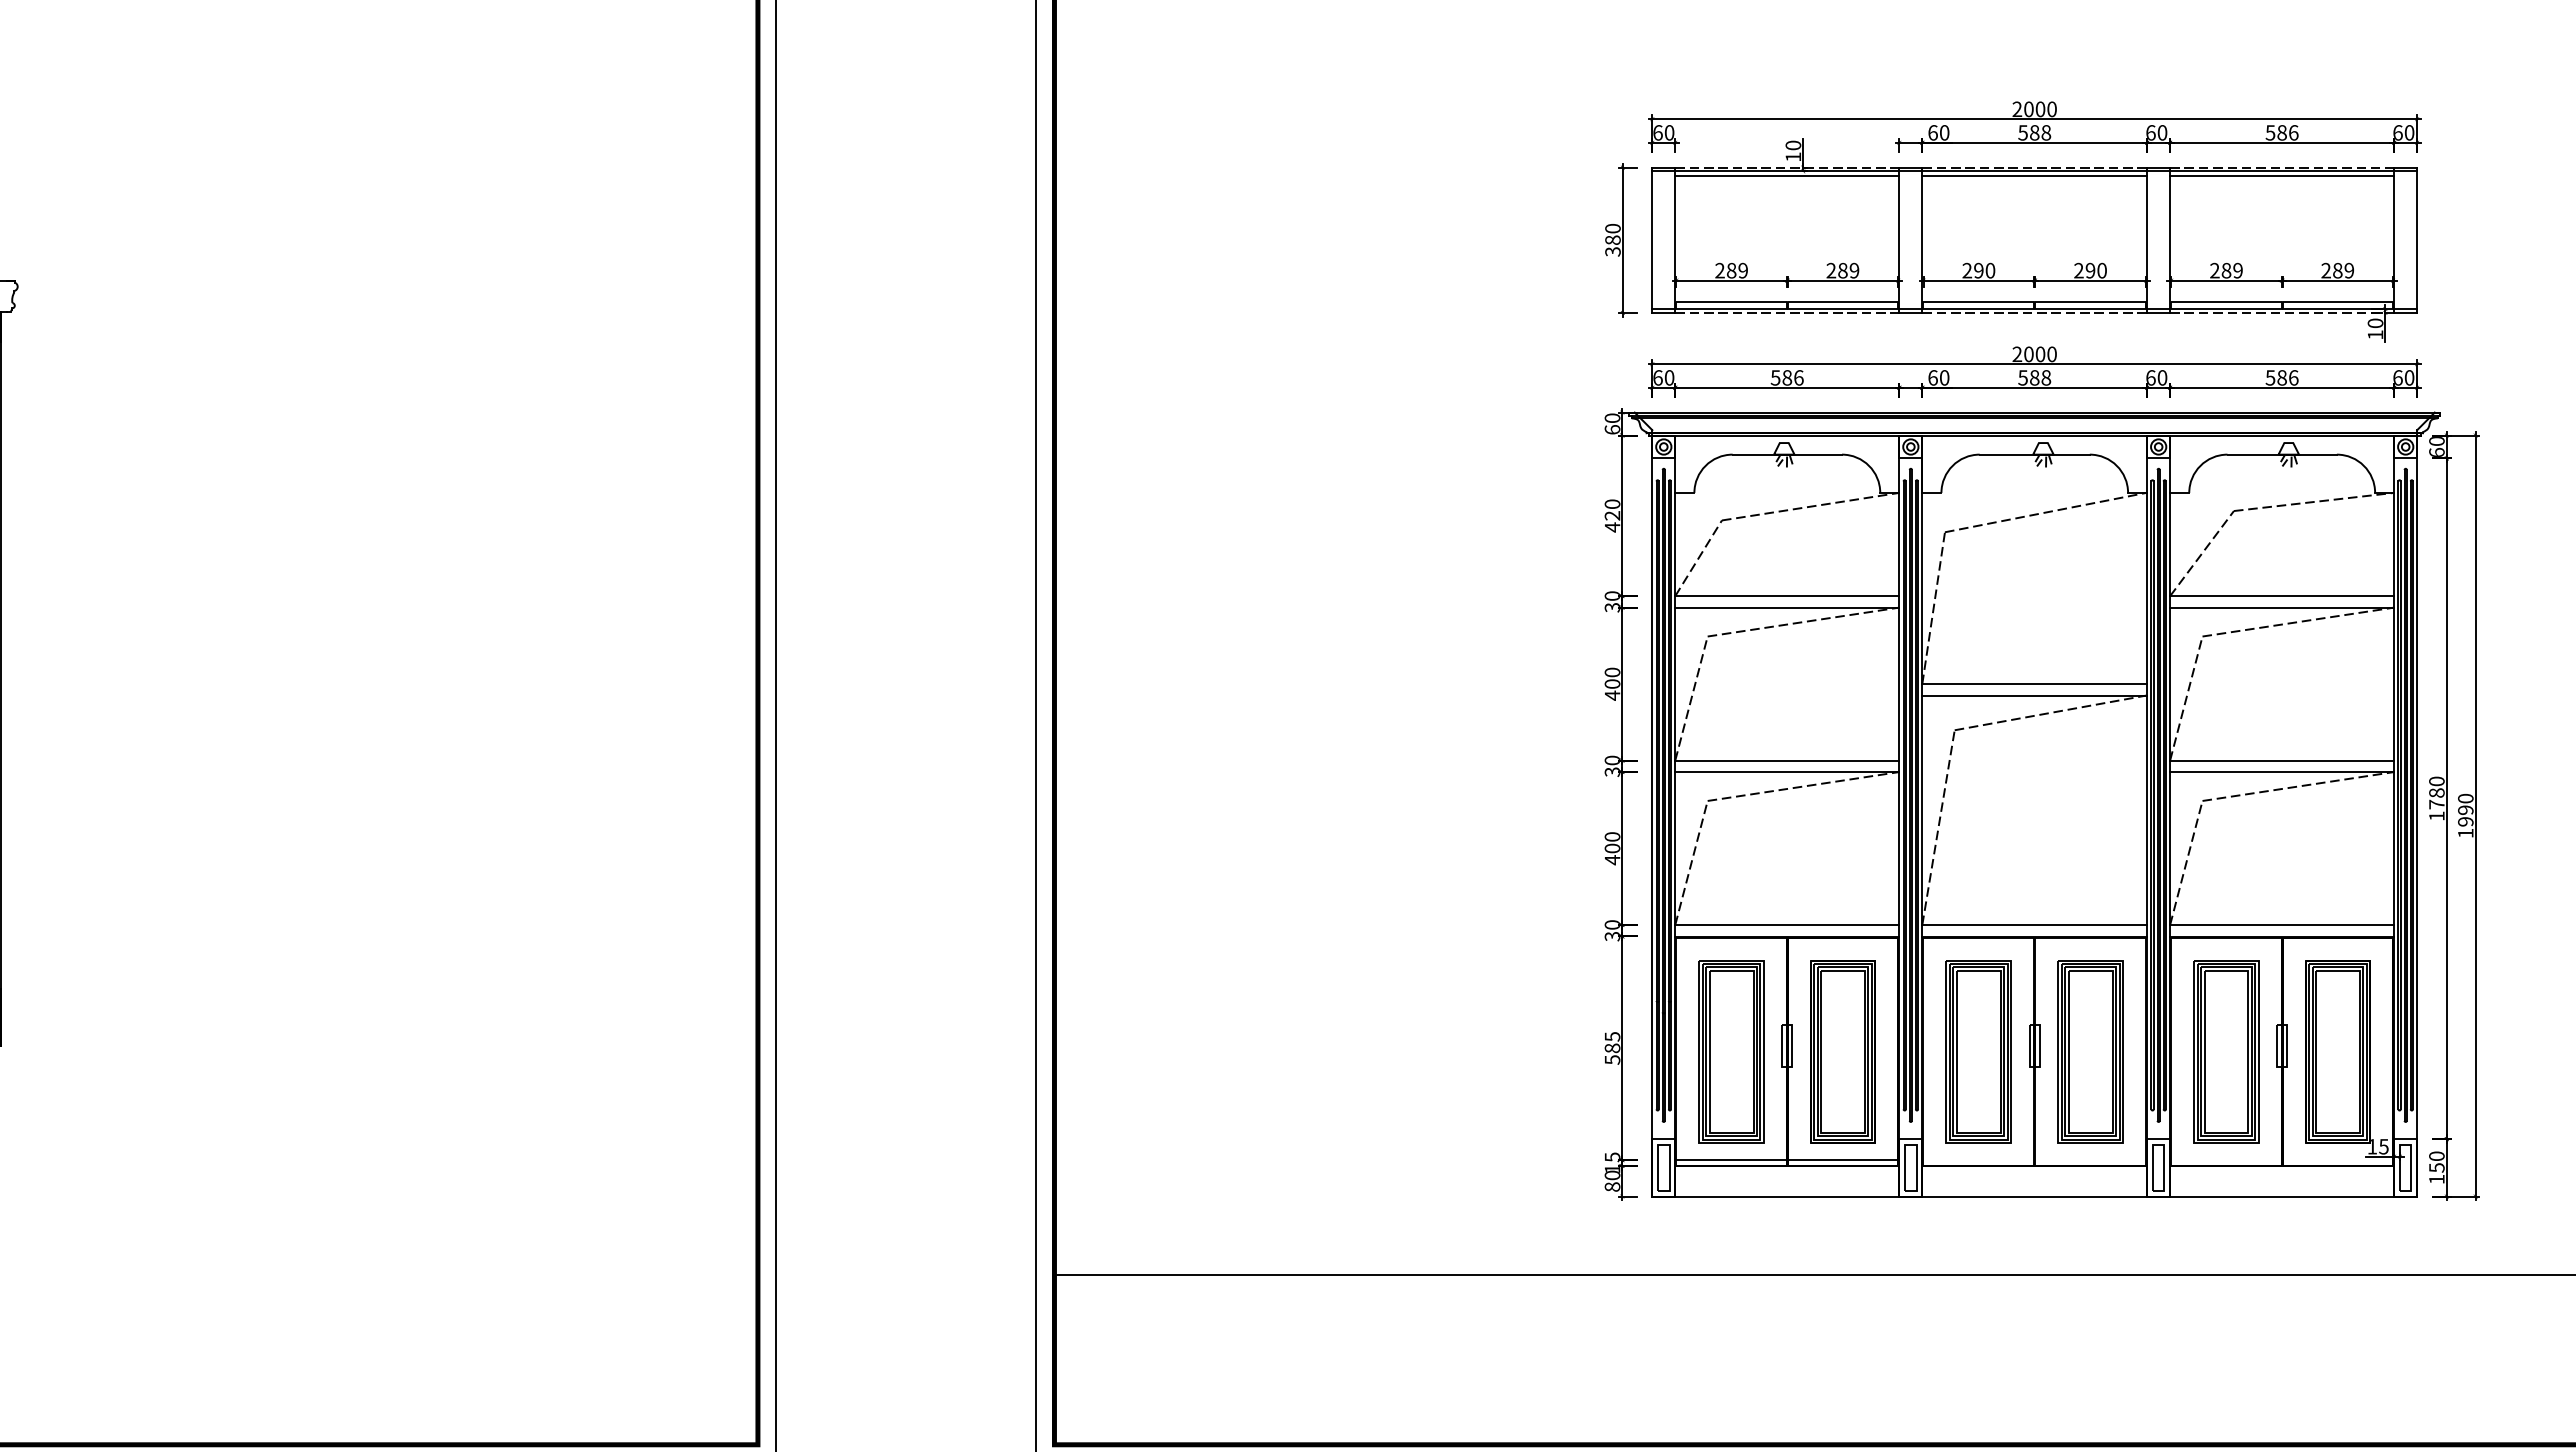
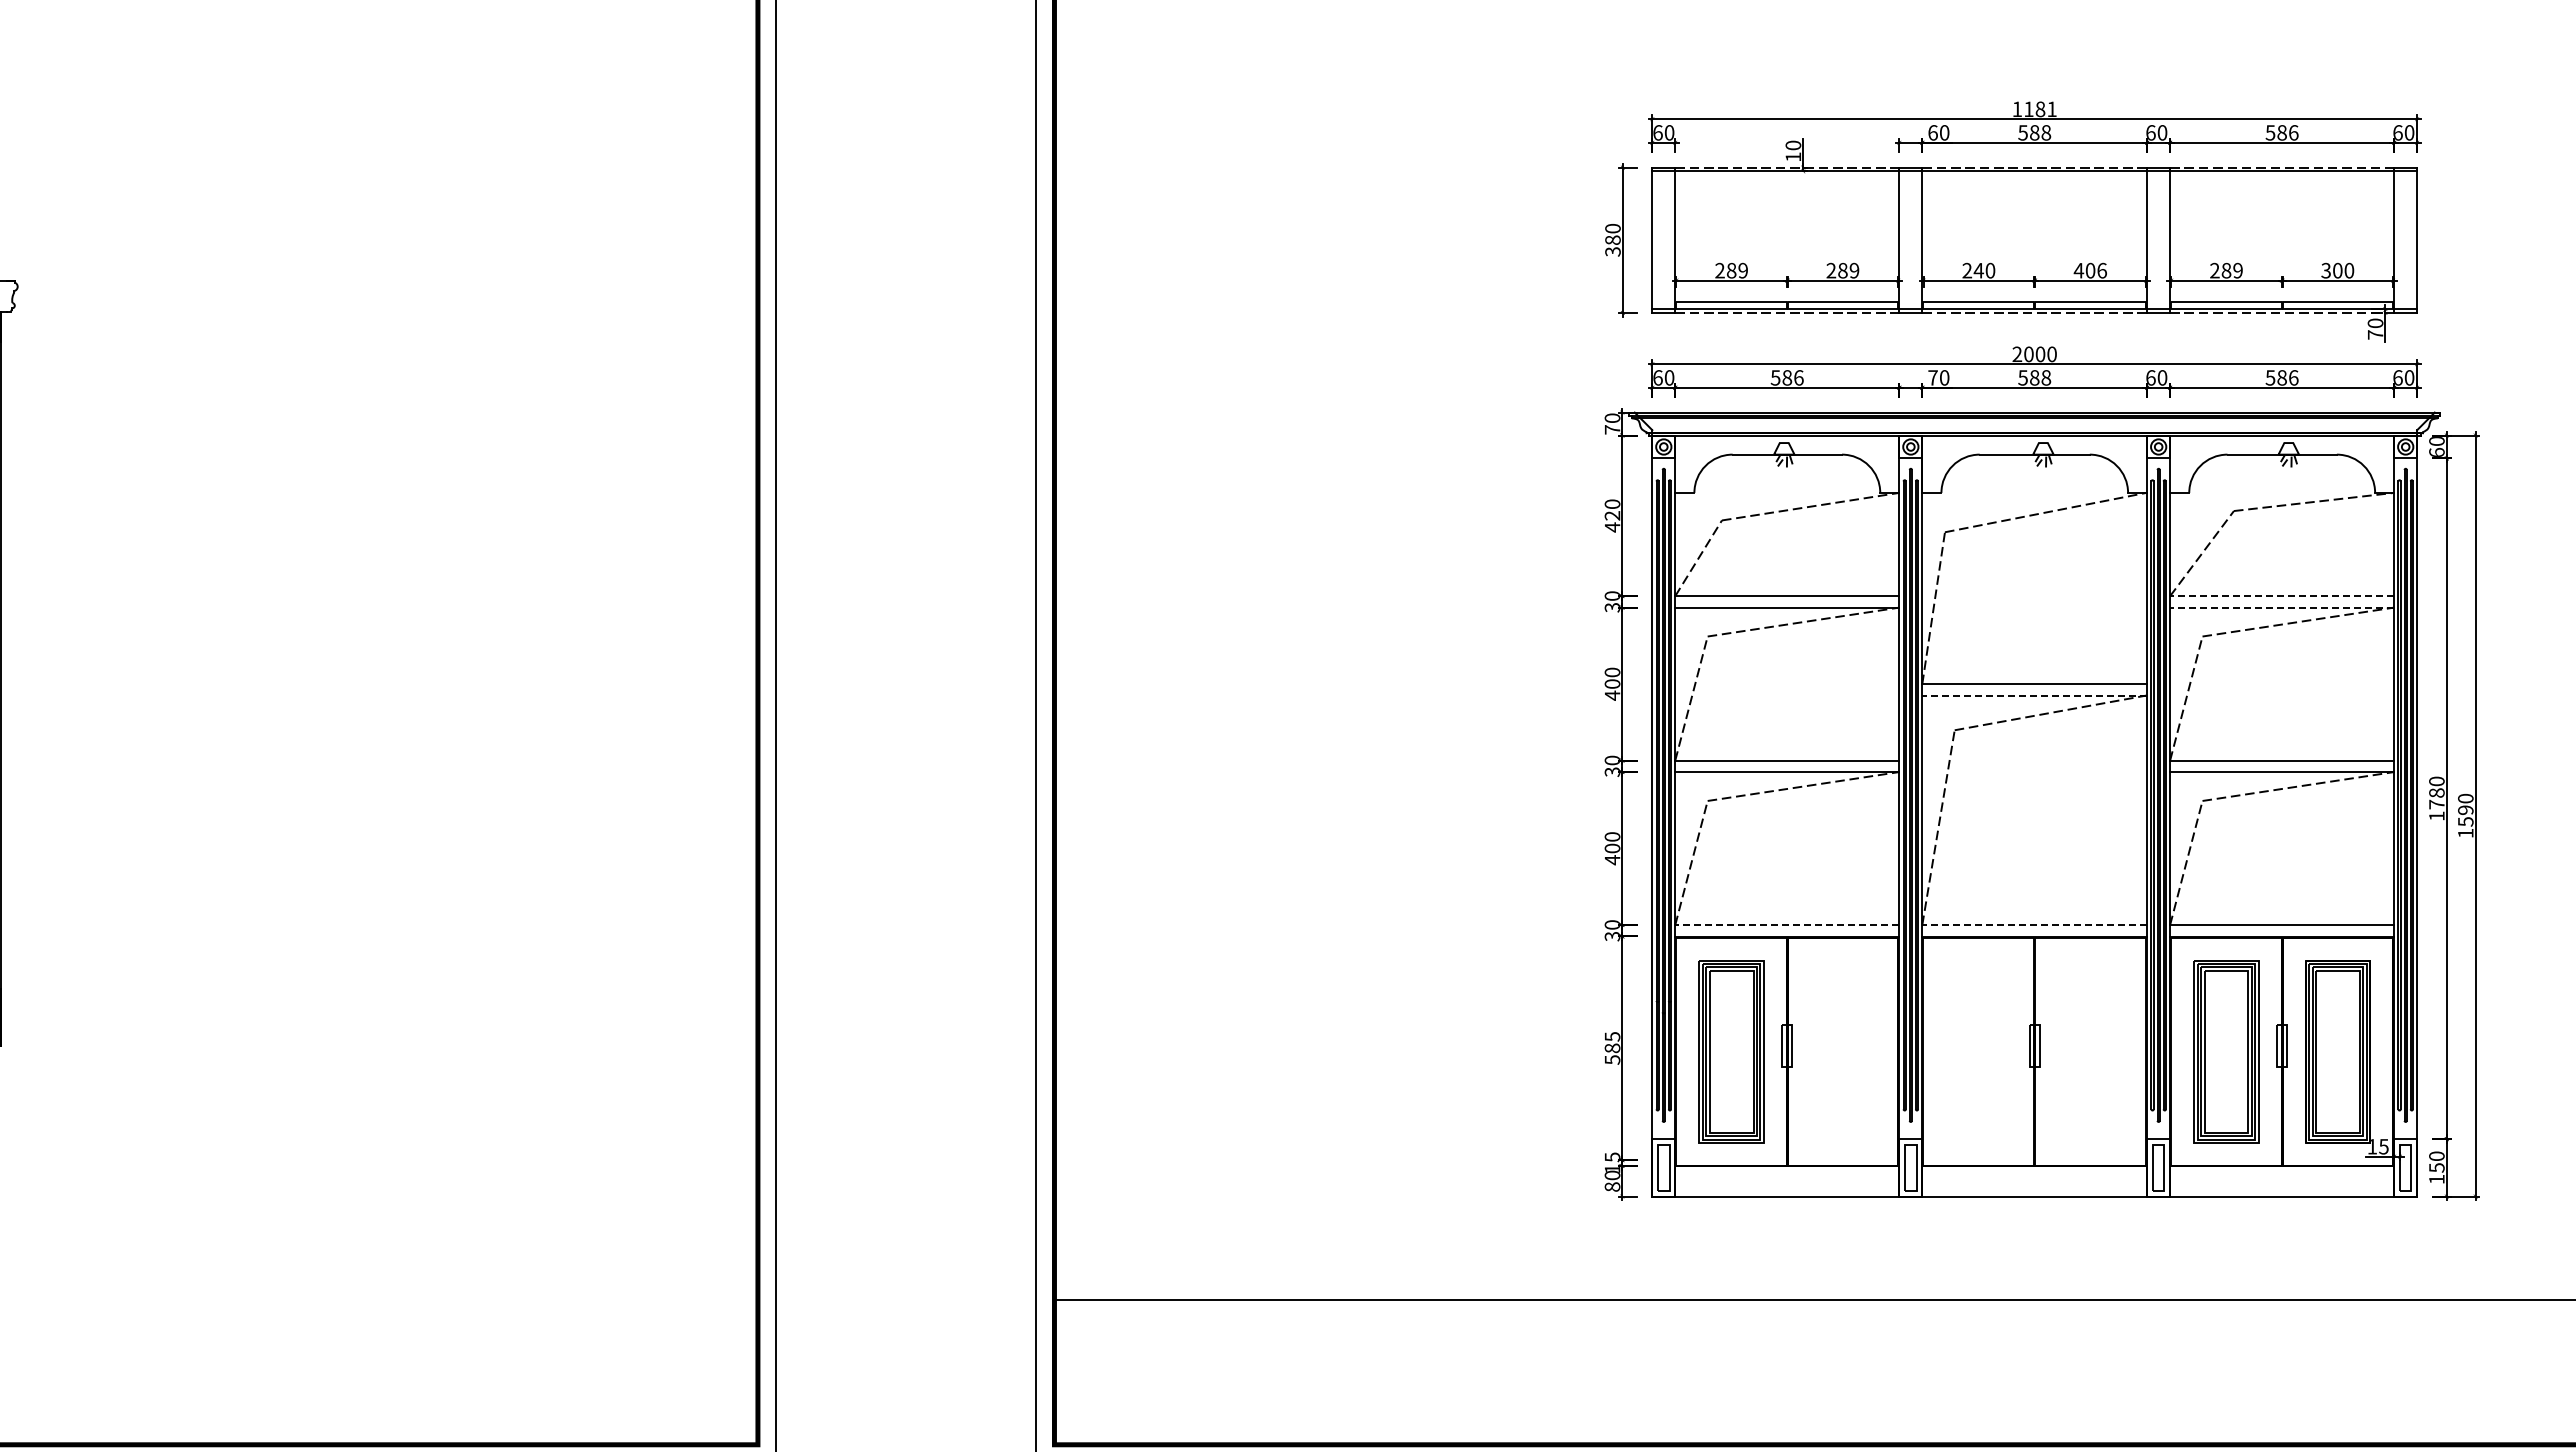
text: 2000 -> 1181 (2034, 109)
line: present -> none (1787, 176)
line: present -> none (2034, 176)
line: present -> none (2282, 176)
text: 290 -> 240 (1978, 270)
text: 290 -> 406 (2089, 270)
text: 289 -> 300 (2337, 270)
text: 10 -> 70 (2375, 334)
text: 60 -> 70 (1932, 377)
text: 60 -> 70 (1612, 429)
line: solid -> dashed (2281, 596)
line: solid -> dashed (2281, 607)
line: solid -> dashed (2034, 695)
text: 1990 -> 1590 (2465, 821)
line: solid -> dashed (1786, 925)
line: solid -> dashed (2034, 925)
part: present -> none (1842, 1051)
part: present -> none (1978, 1051)
part: present -> none (2090, 1051)
line: present -> none (1787, 1160)
line position: (1813, 1274) -> (1813, 1299) (1813, 1299)
